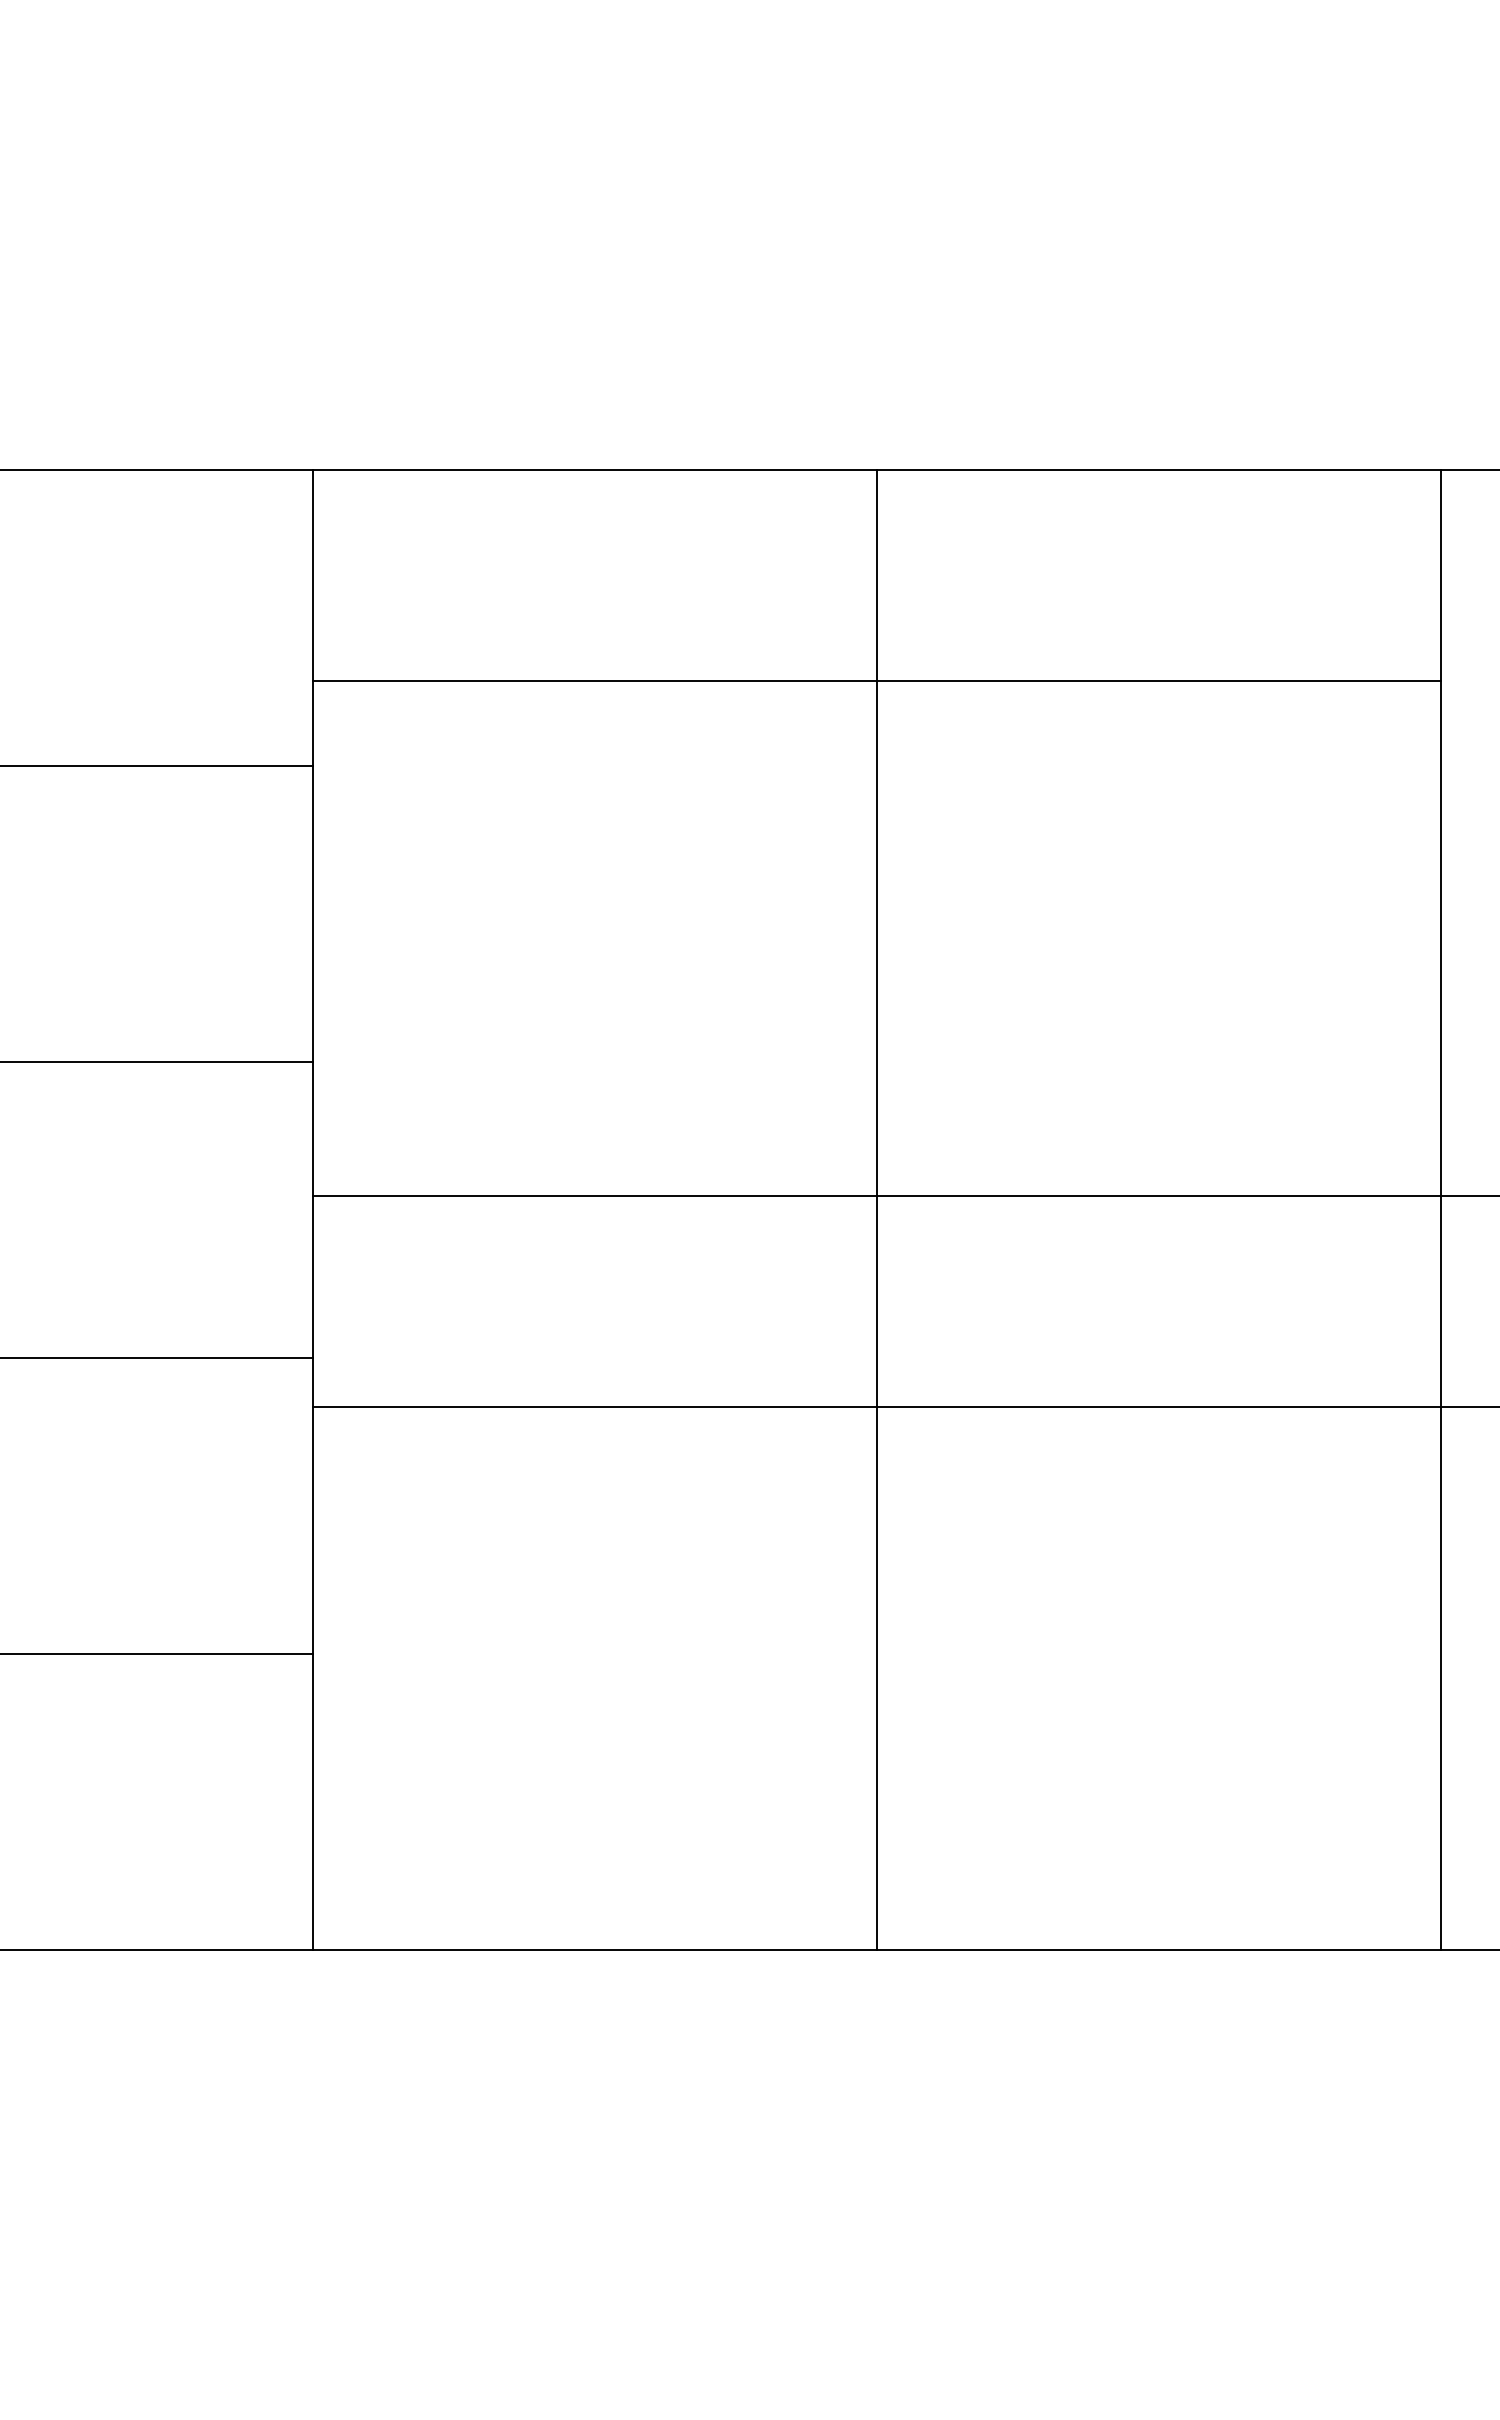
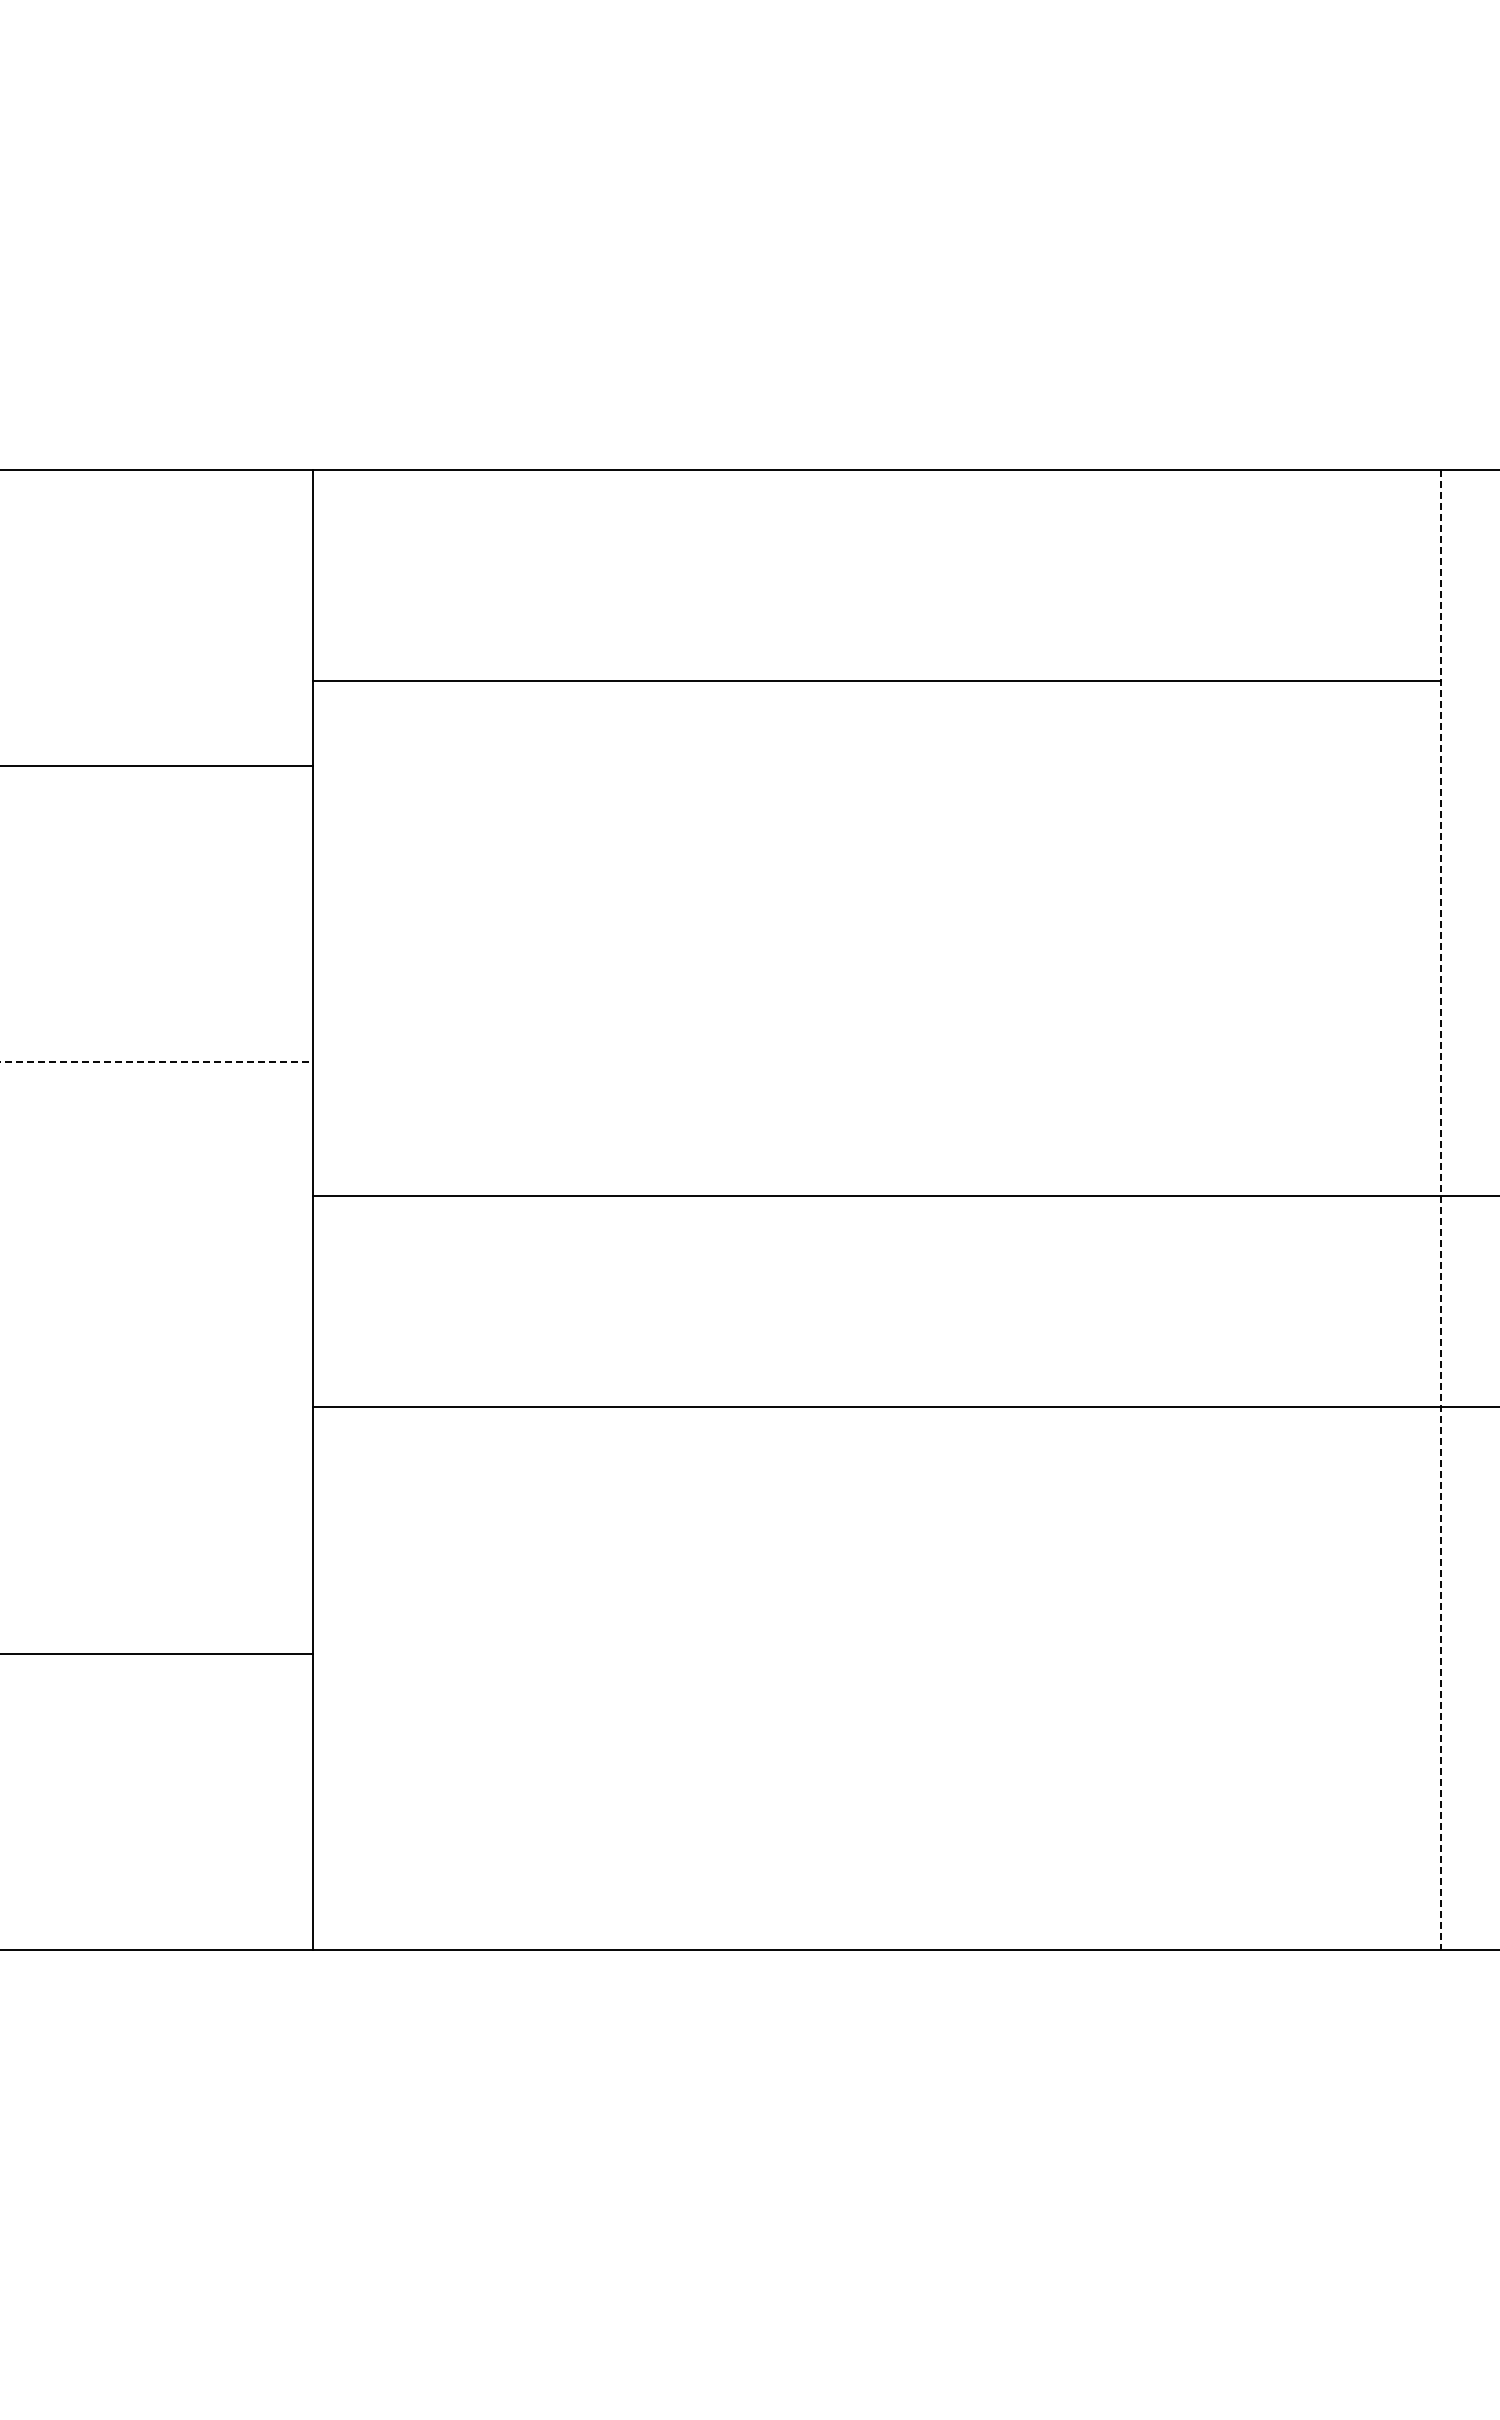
line: solid -> dashed (156, 1061)
line: present -> none (876, 1209)
line: solid -> dashed (1440, 1210)
line: present -> none (157, 1358)
